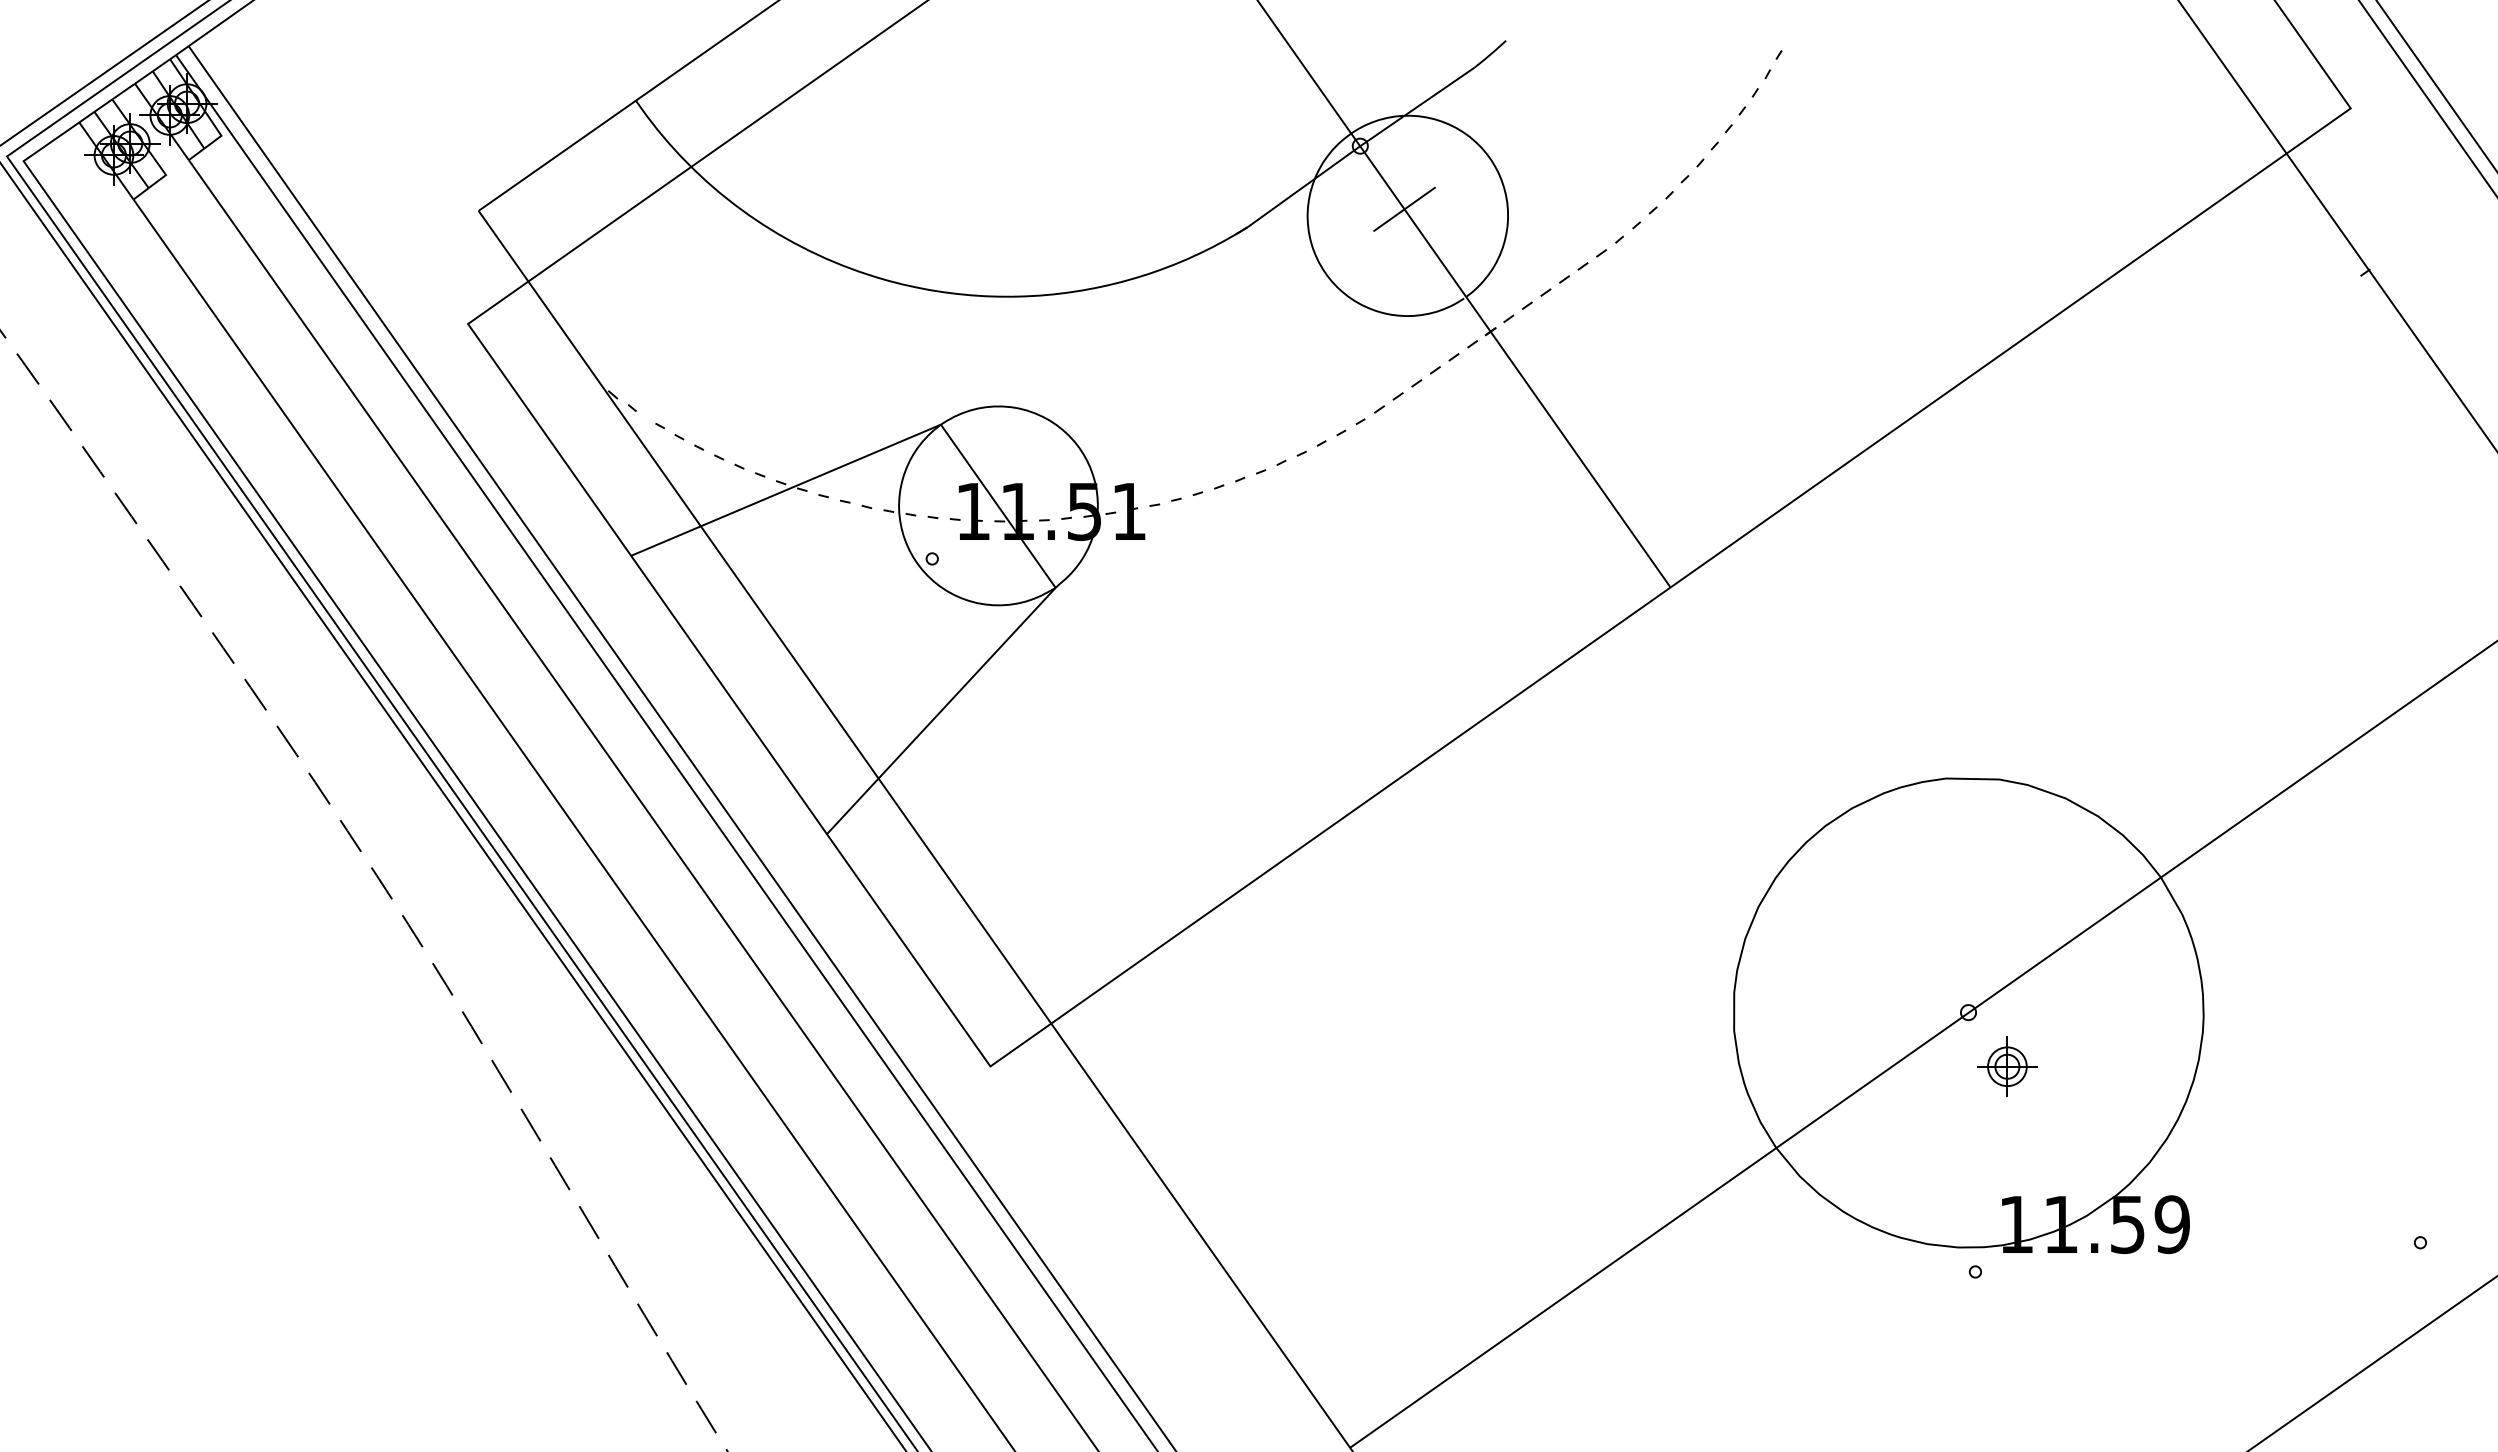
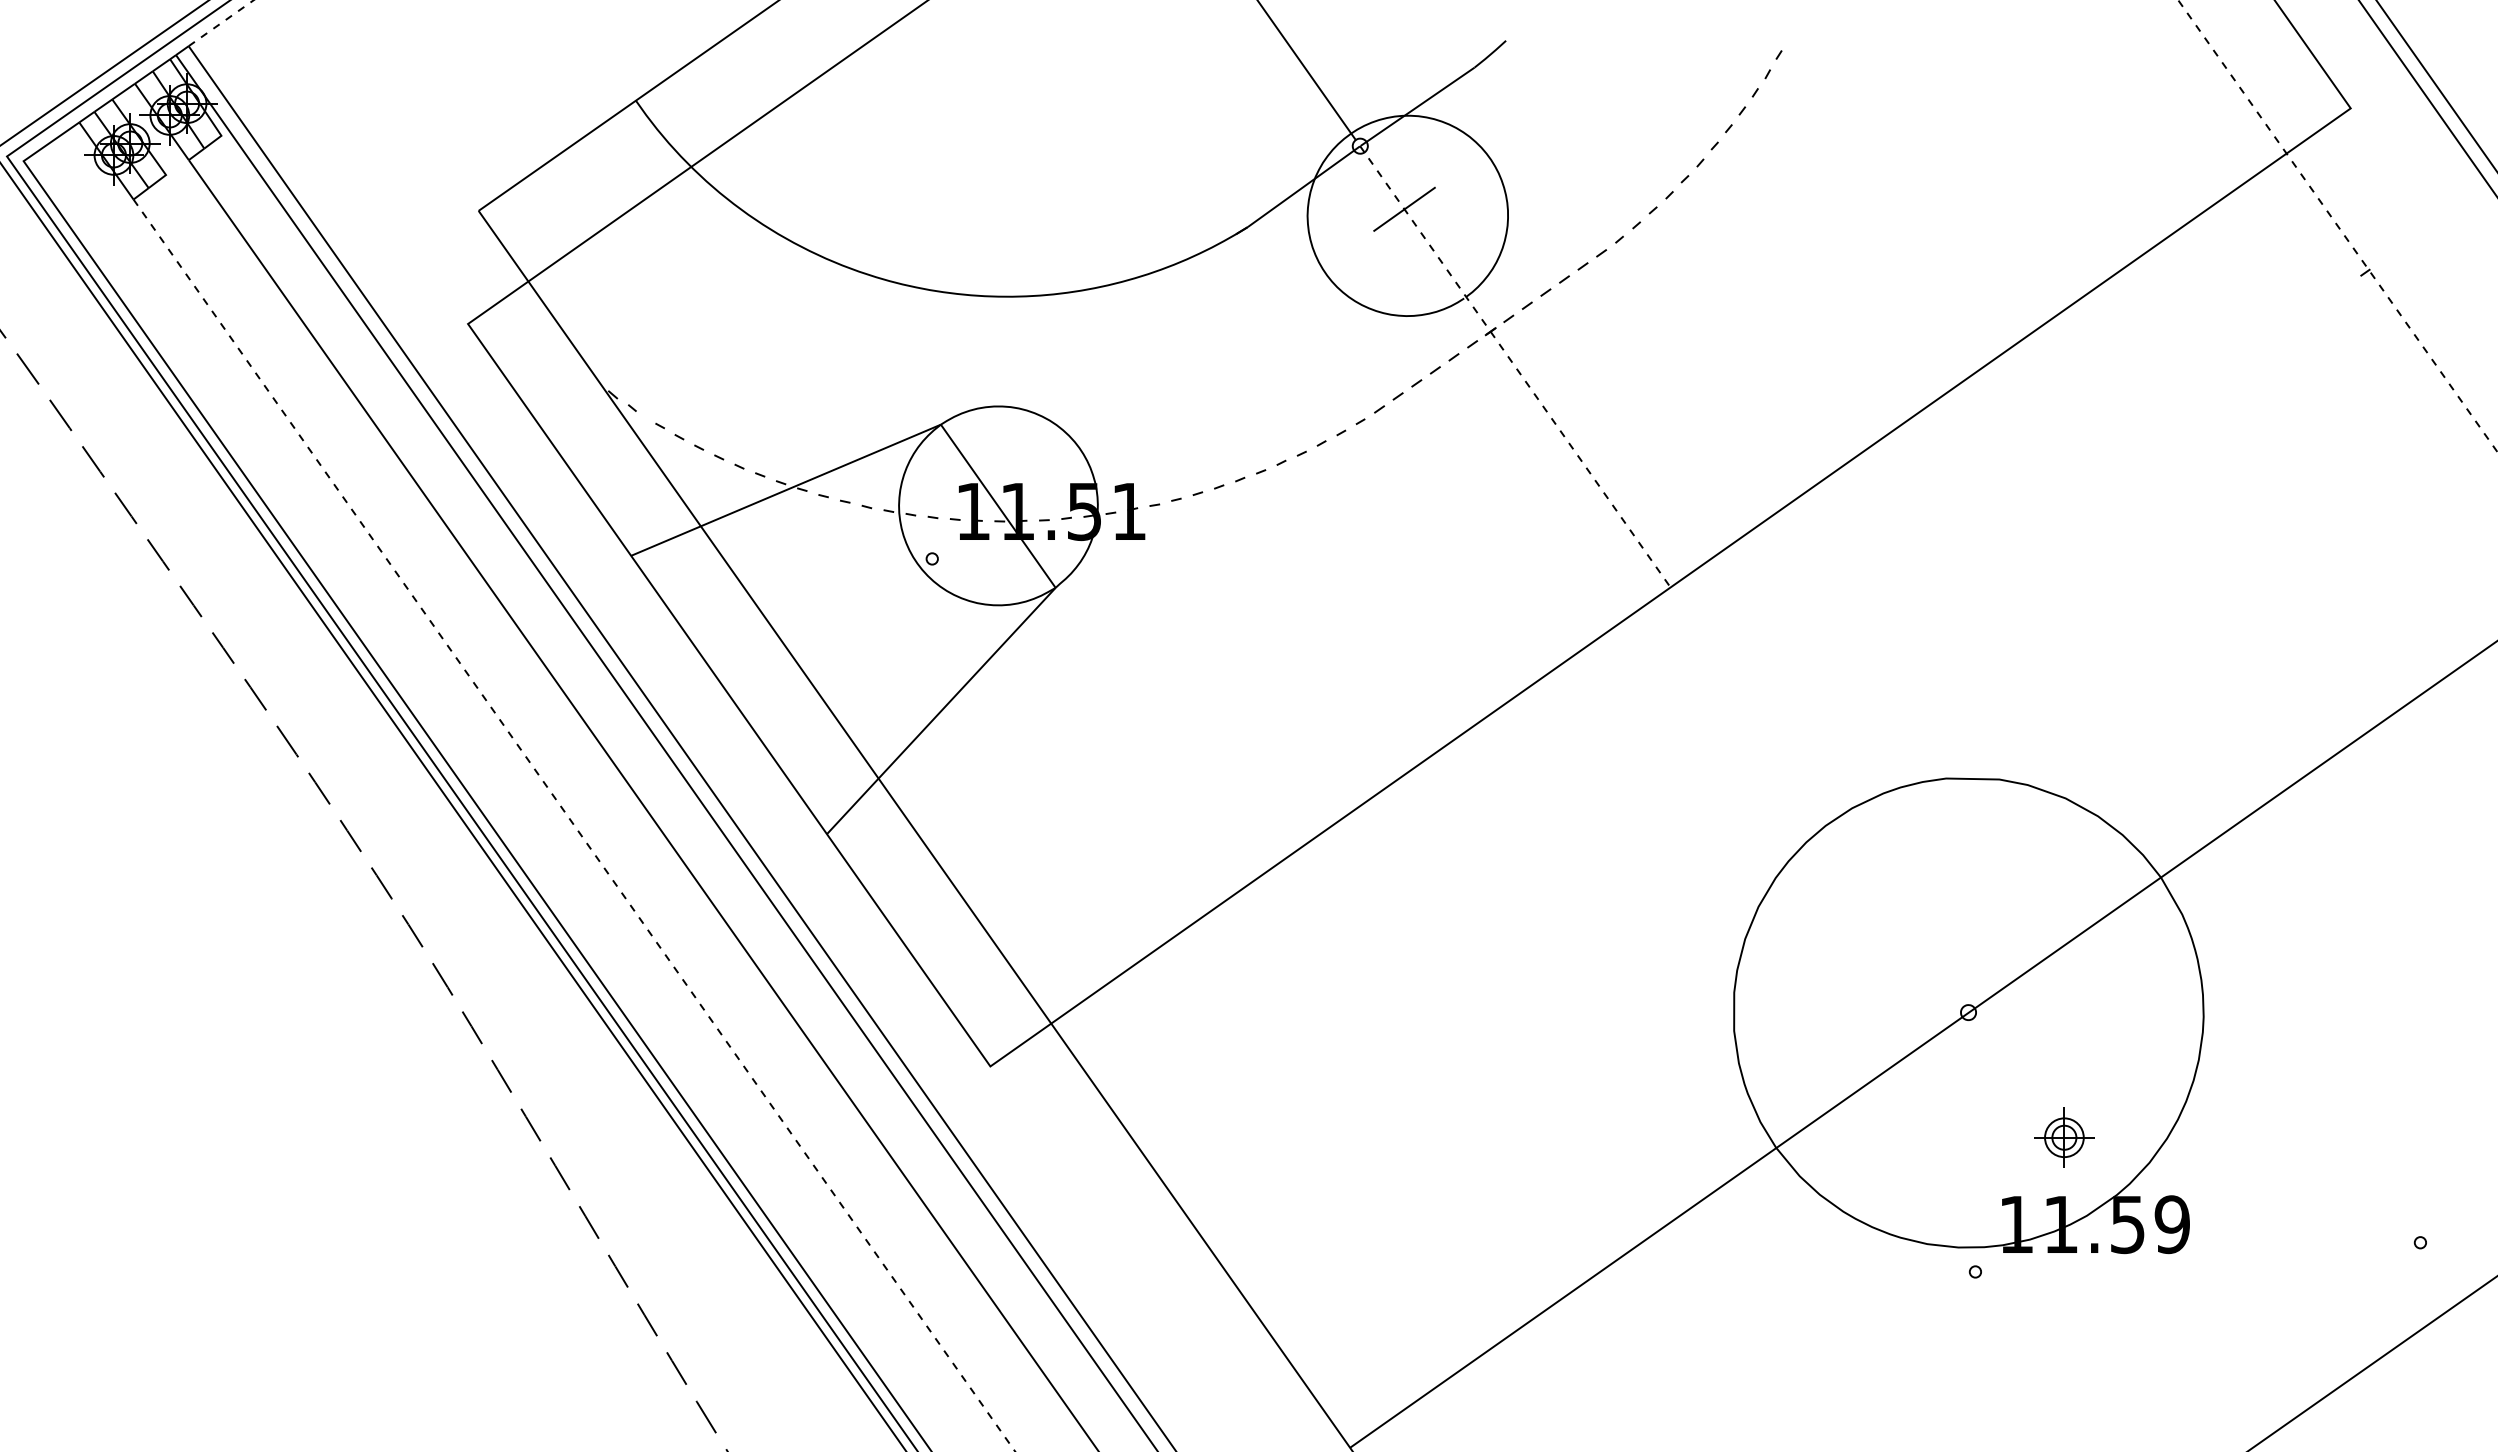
line: solid -> dashed (221, 23)
line: solid -> dashed (2338, 226)
line: solid -> dashed (1510, 360)
line: solid -> dashed (574, 825)
part position: (2007, 1066) -> (2064, 1137) (2064, 1137)
